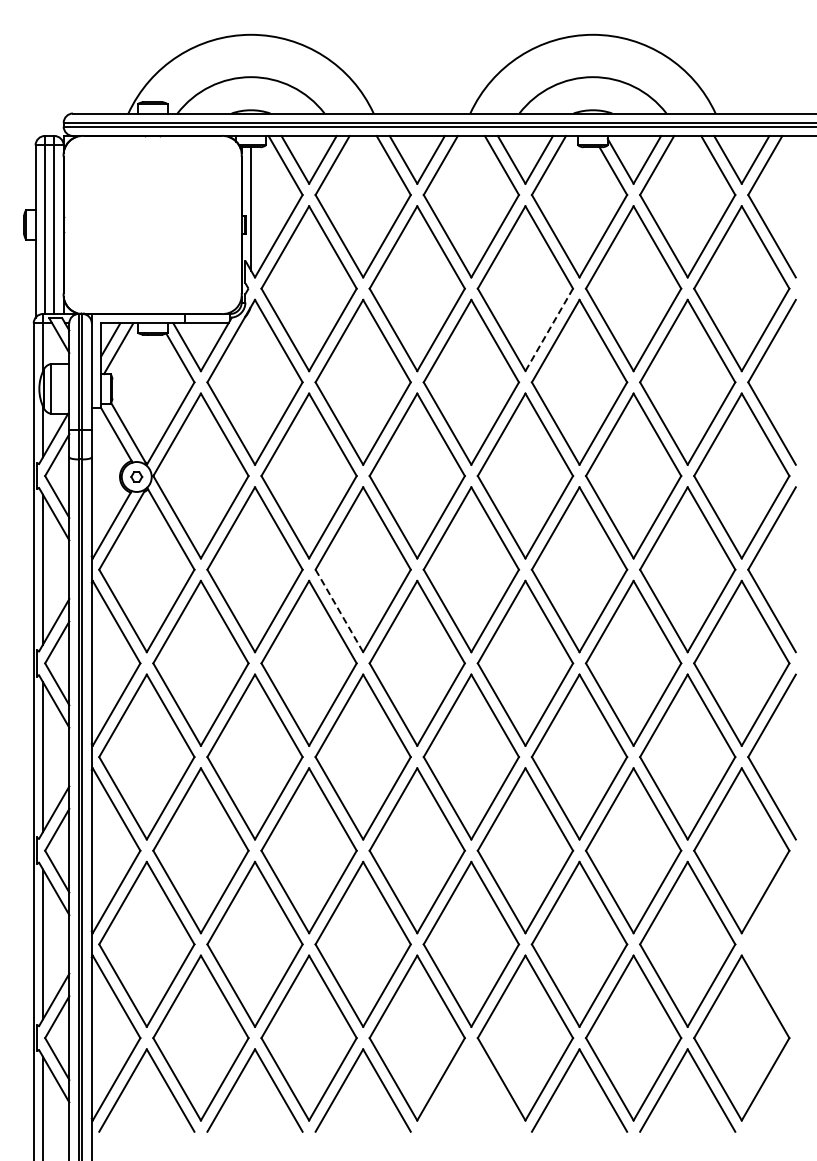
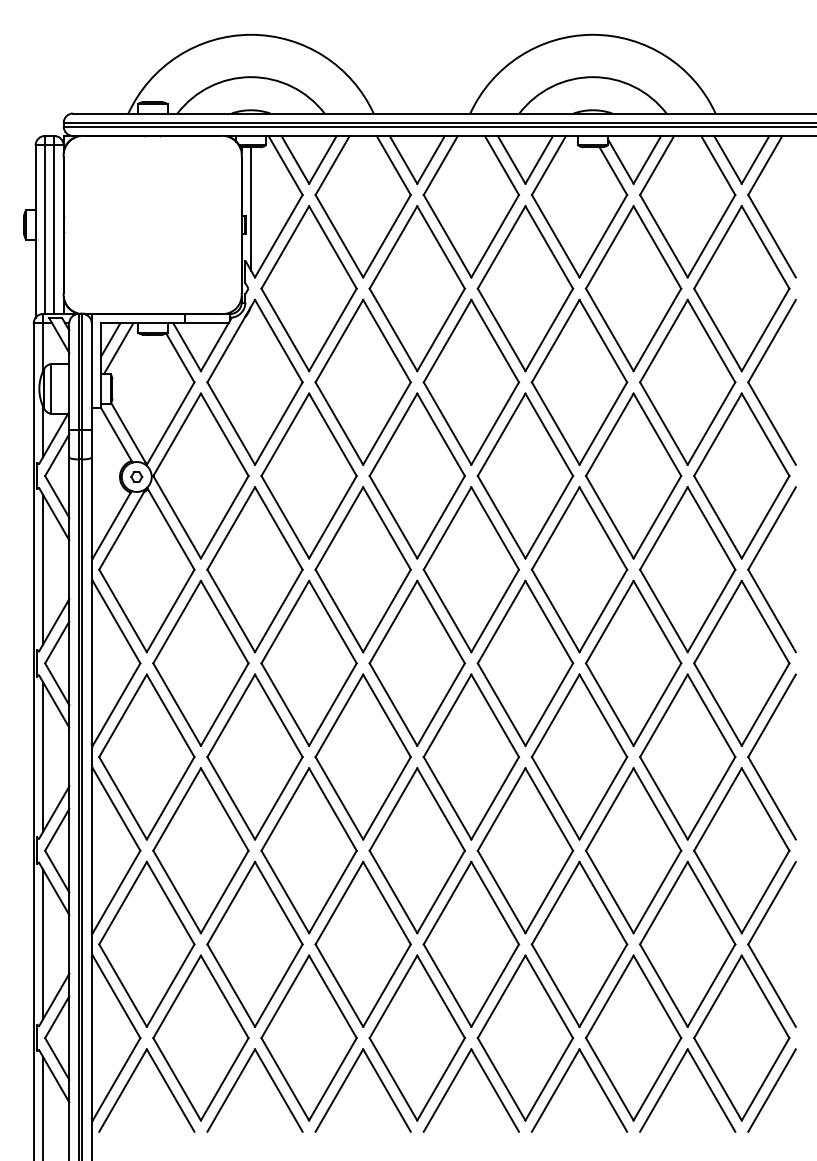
line: dashed -> solid (549, 329)
line: dashed -> solid (339, 610)
part: none -> present (755, 934)
part: none -> present (455, 1079)
line: none -> present (771, 1090)
